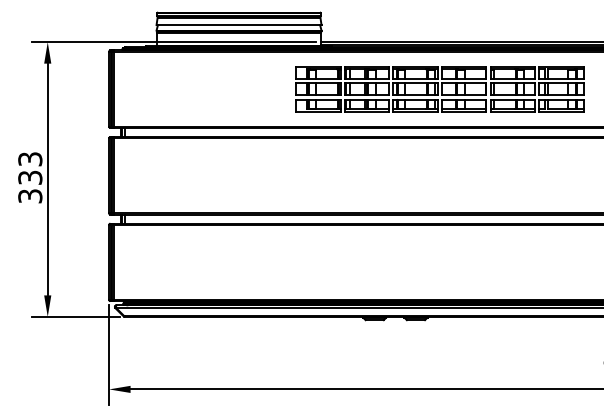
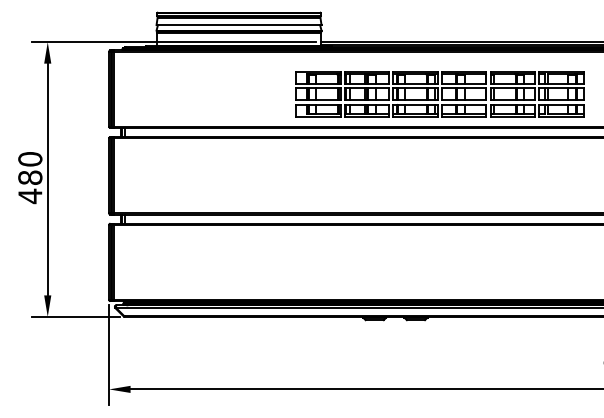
part position: (439, 89) -> (439, 94) (439, 94)
text: 333 -> 480 (30, 178)
